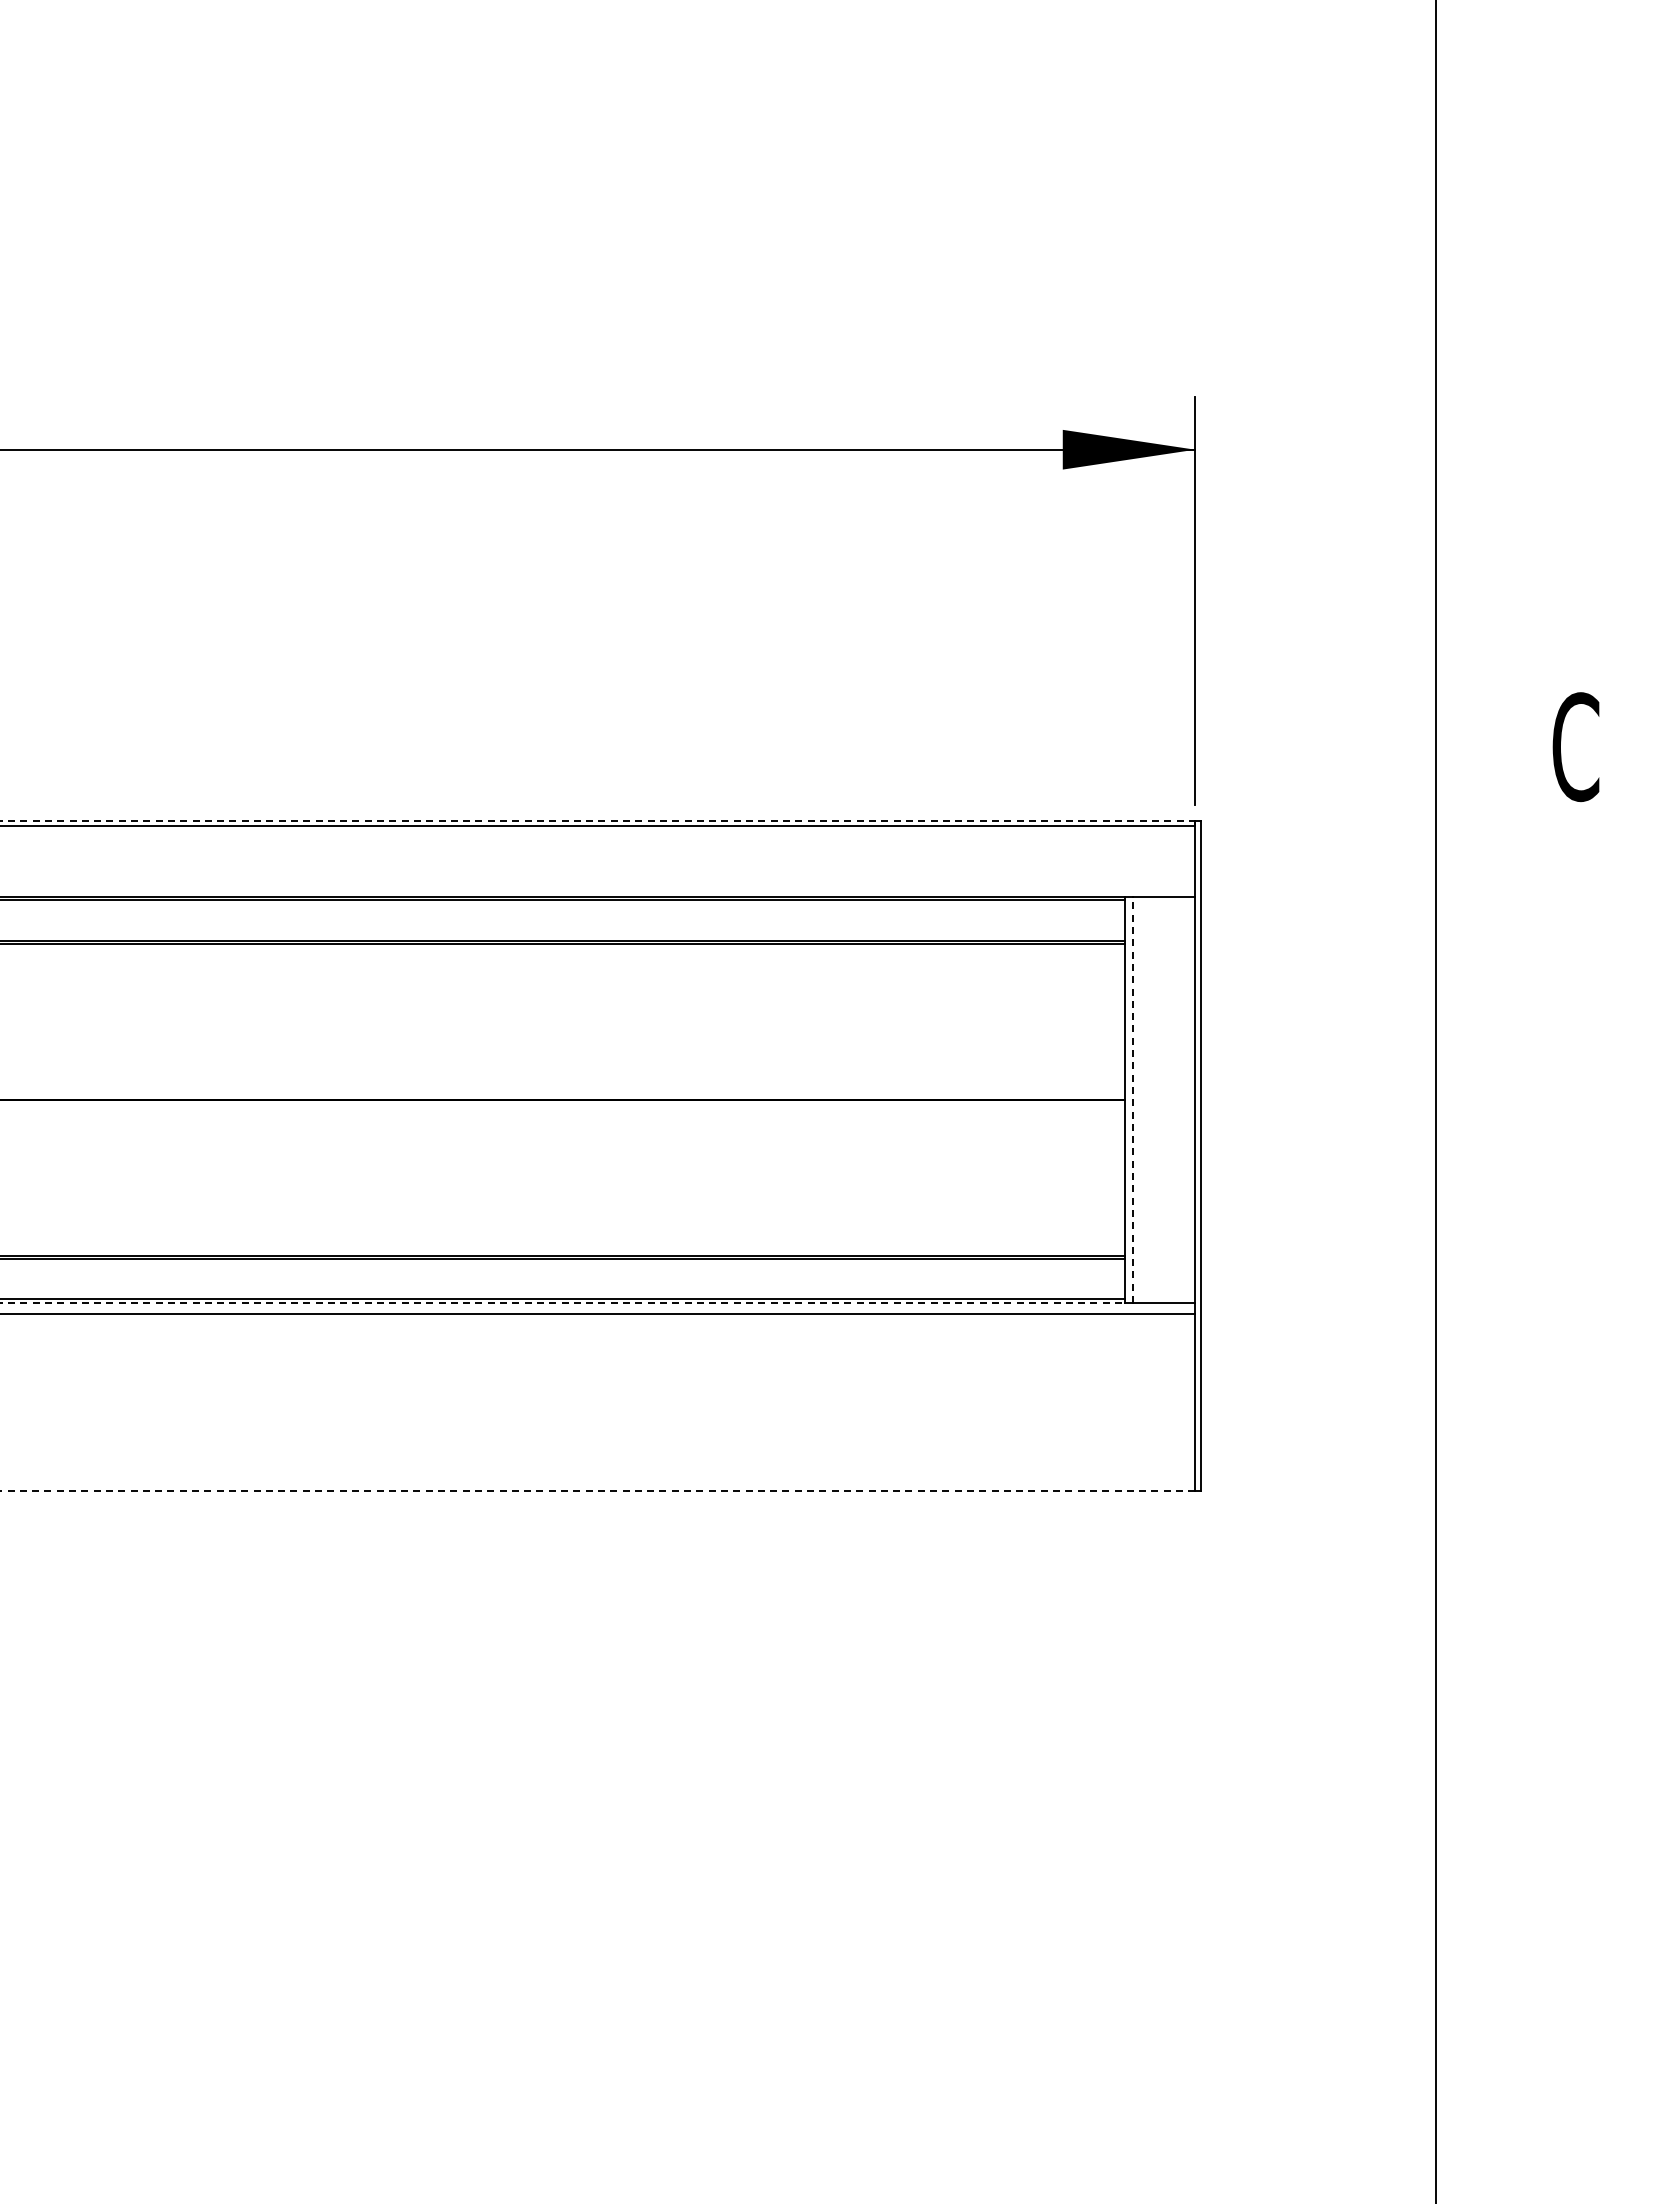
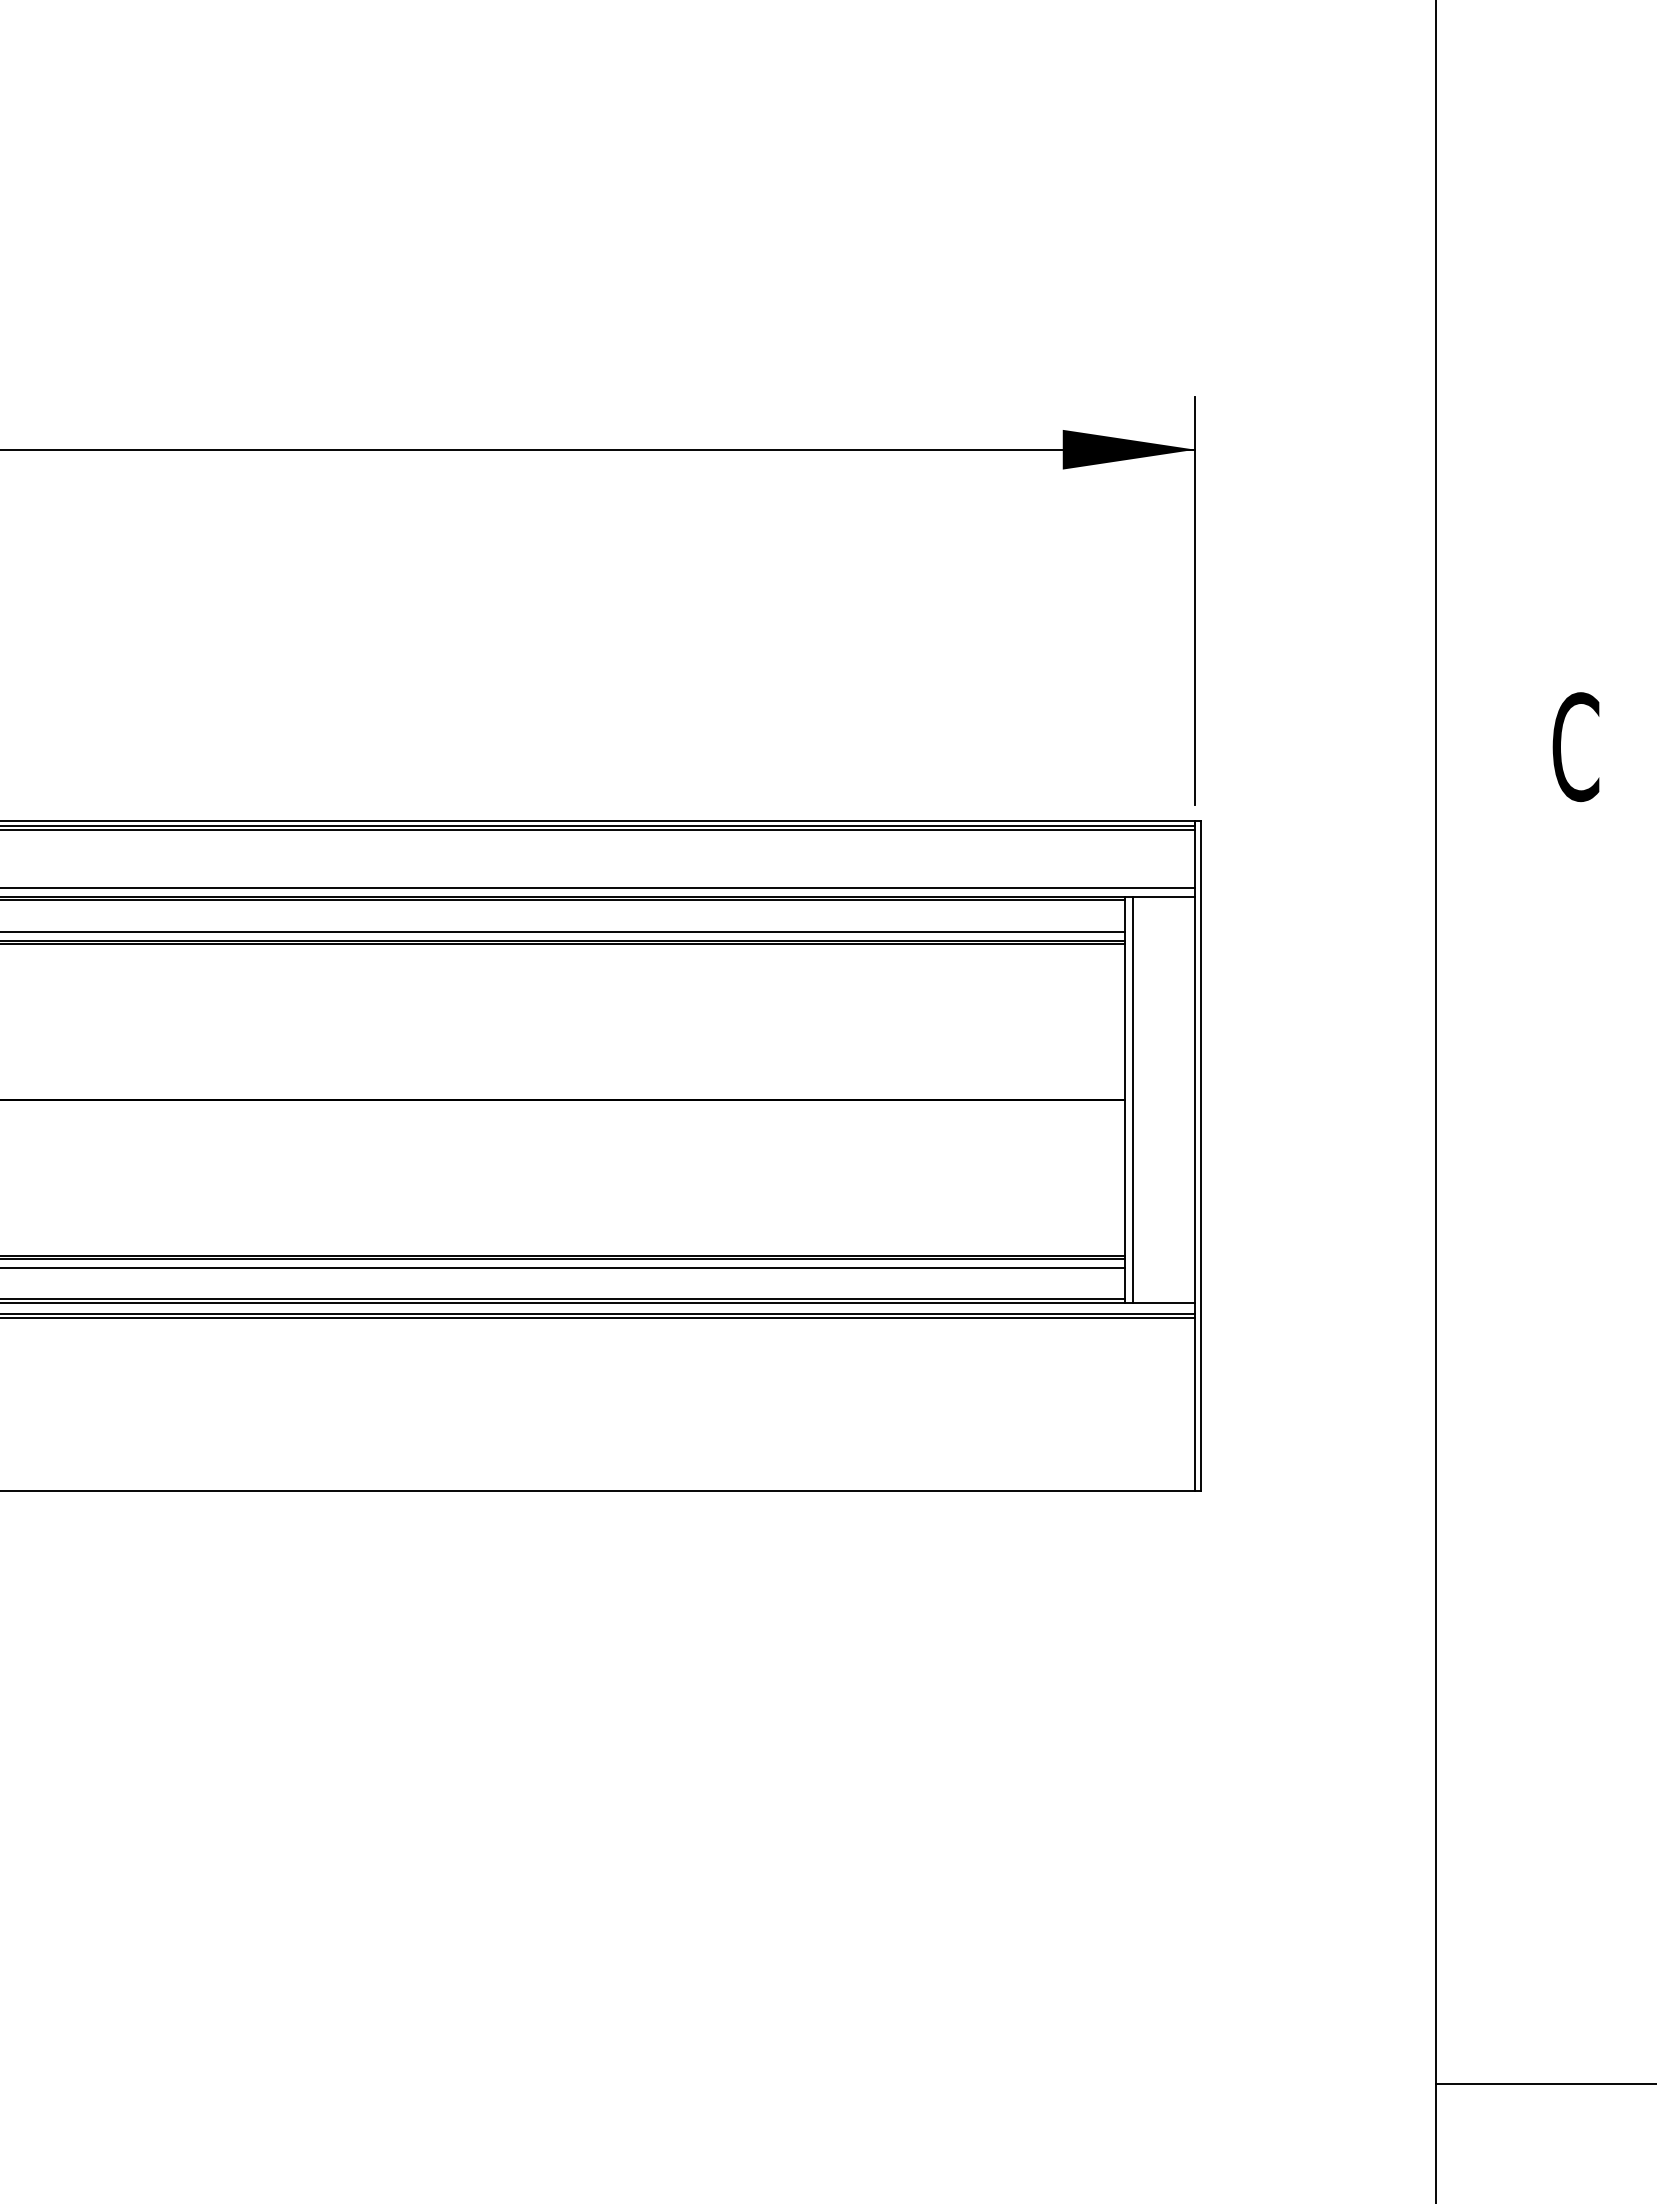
line: dashed -> solid (598, 820)
line: none -> present (598, 829)
line: none -> present (598, 887)
line: none -> present (563, 932)
line: dashed -> solid (1133, 1099)
line: none -> present (563, 1267)
line: dashed -> solid (563, 1303)
line: none -> present (598, 1317)
line: dashed -> solid (598, 1490)
line: none -> present (1544, 2084)
